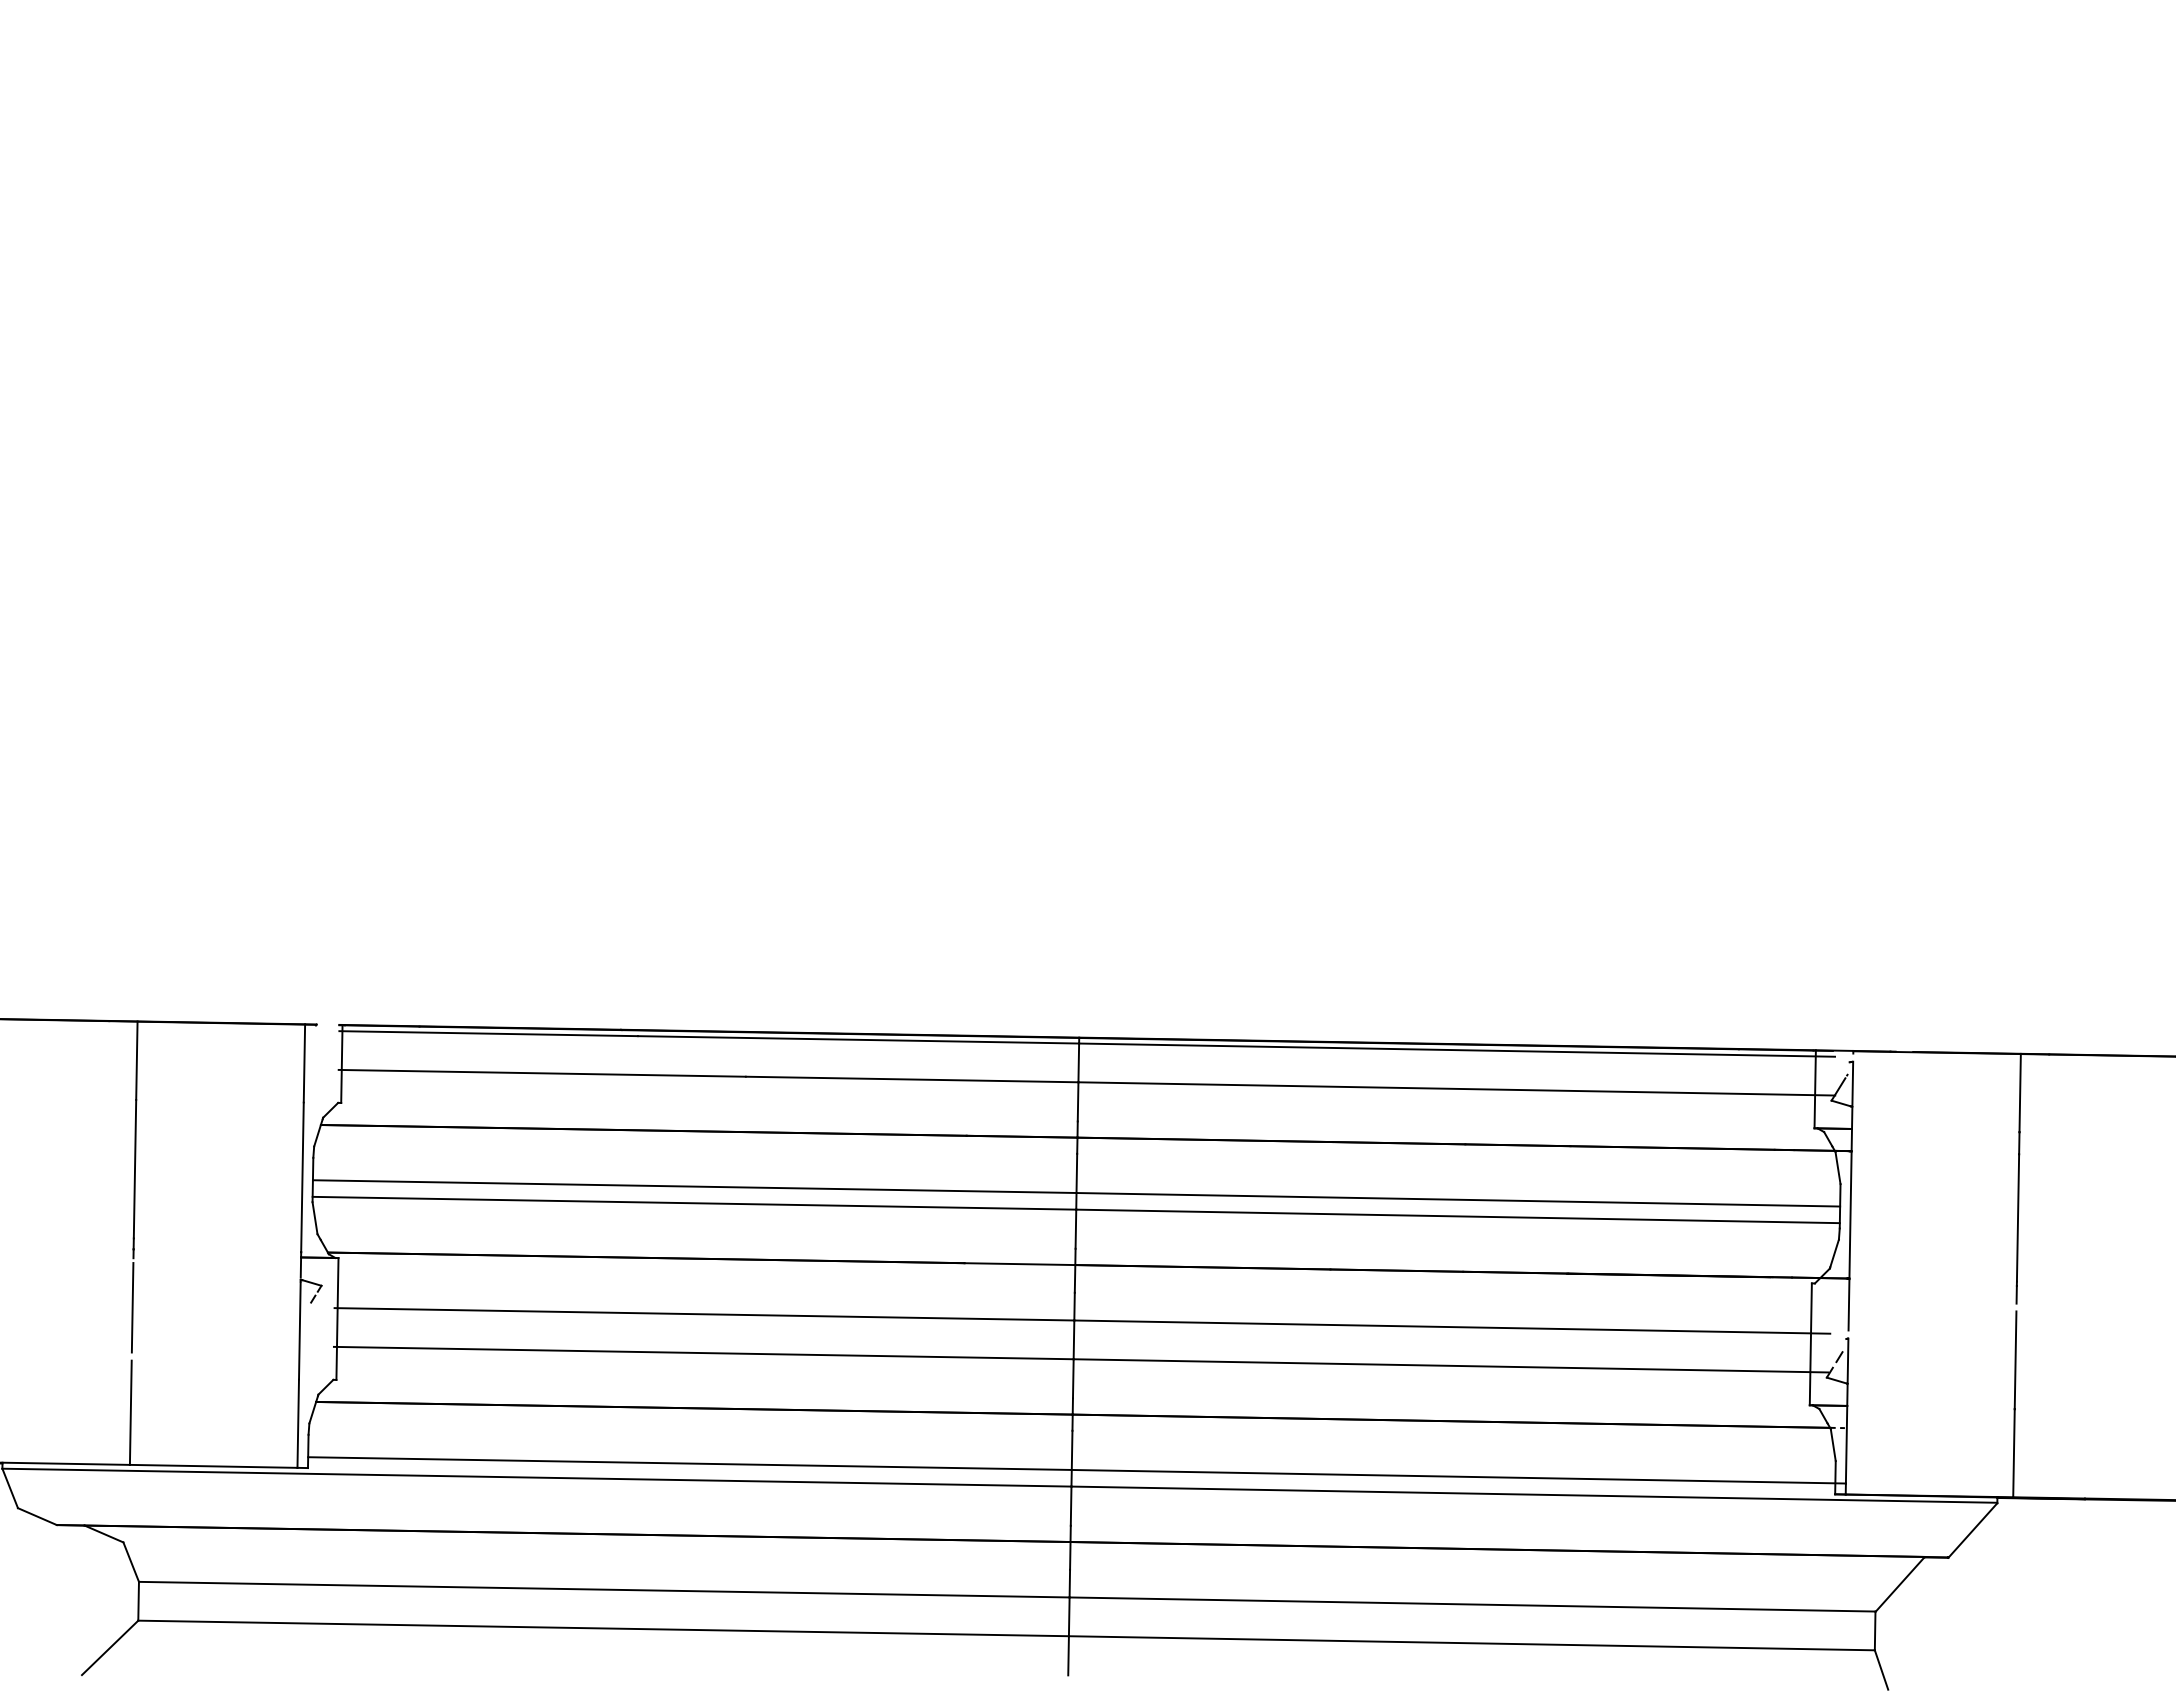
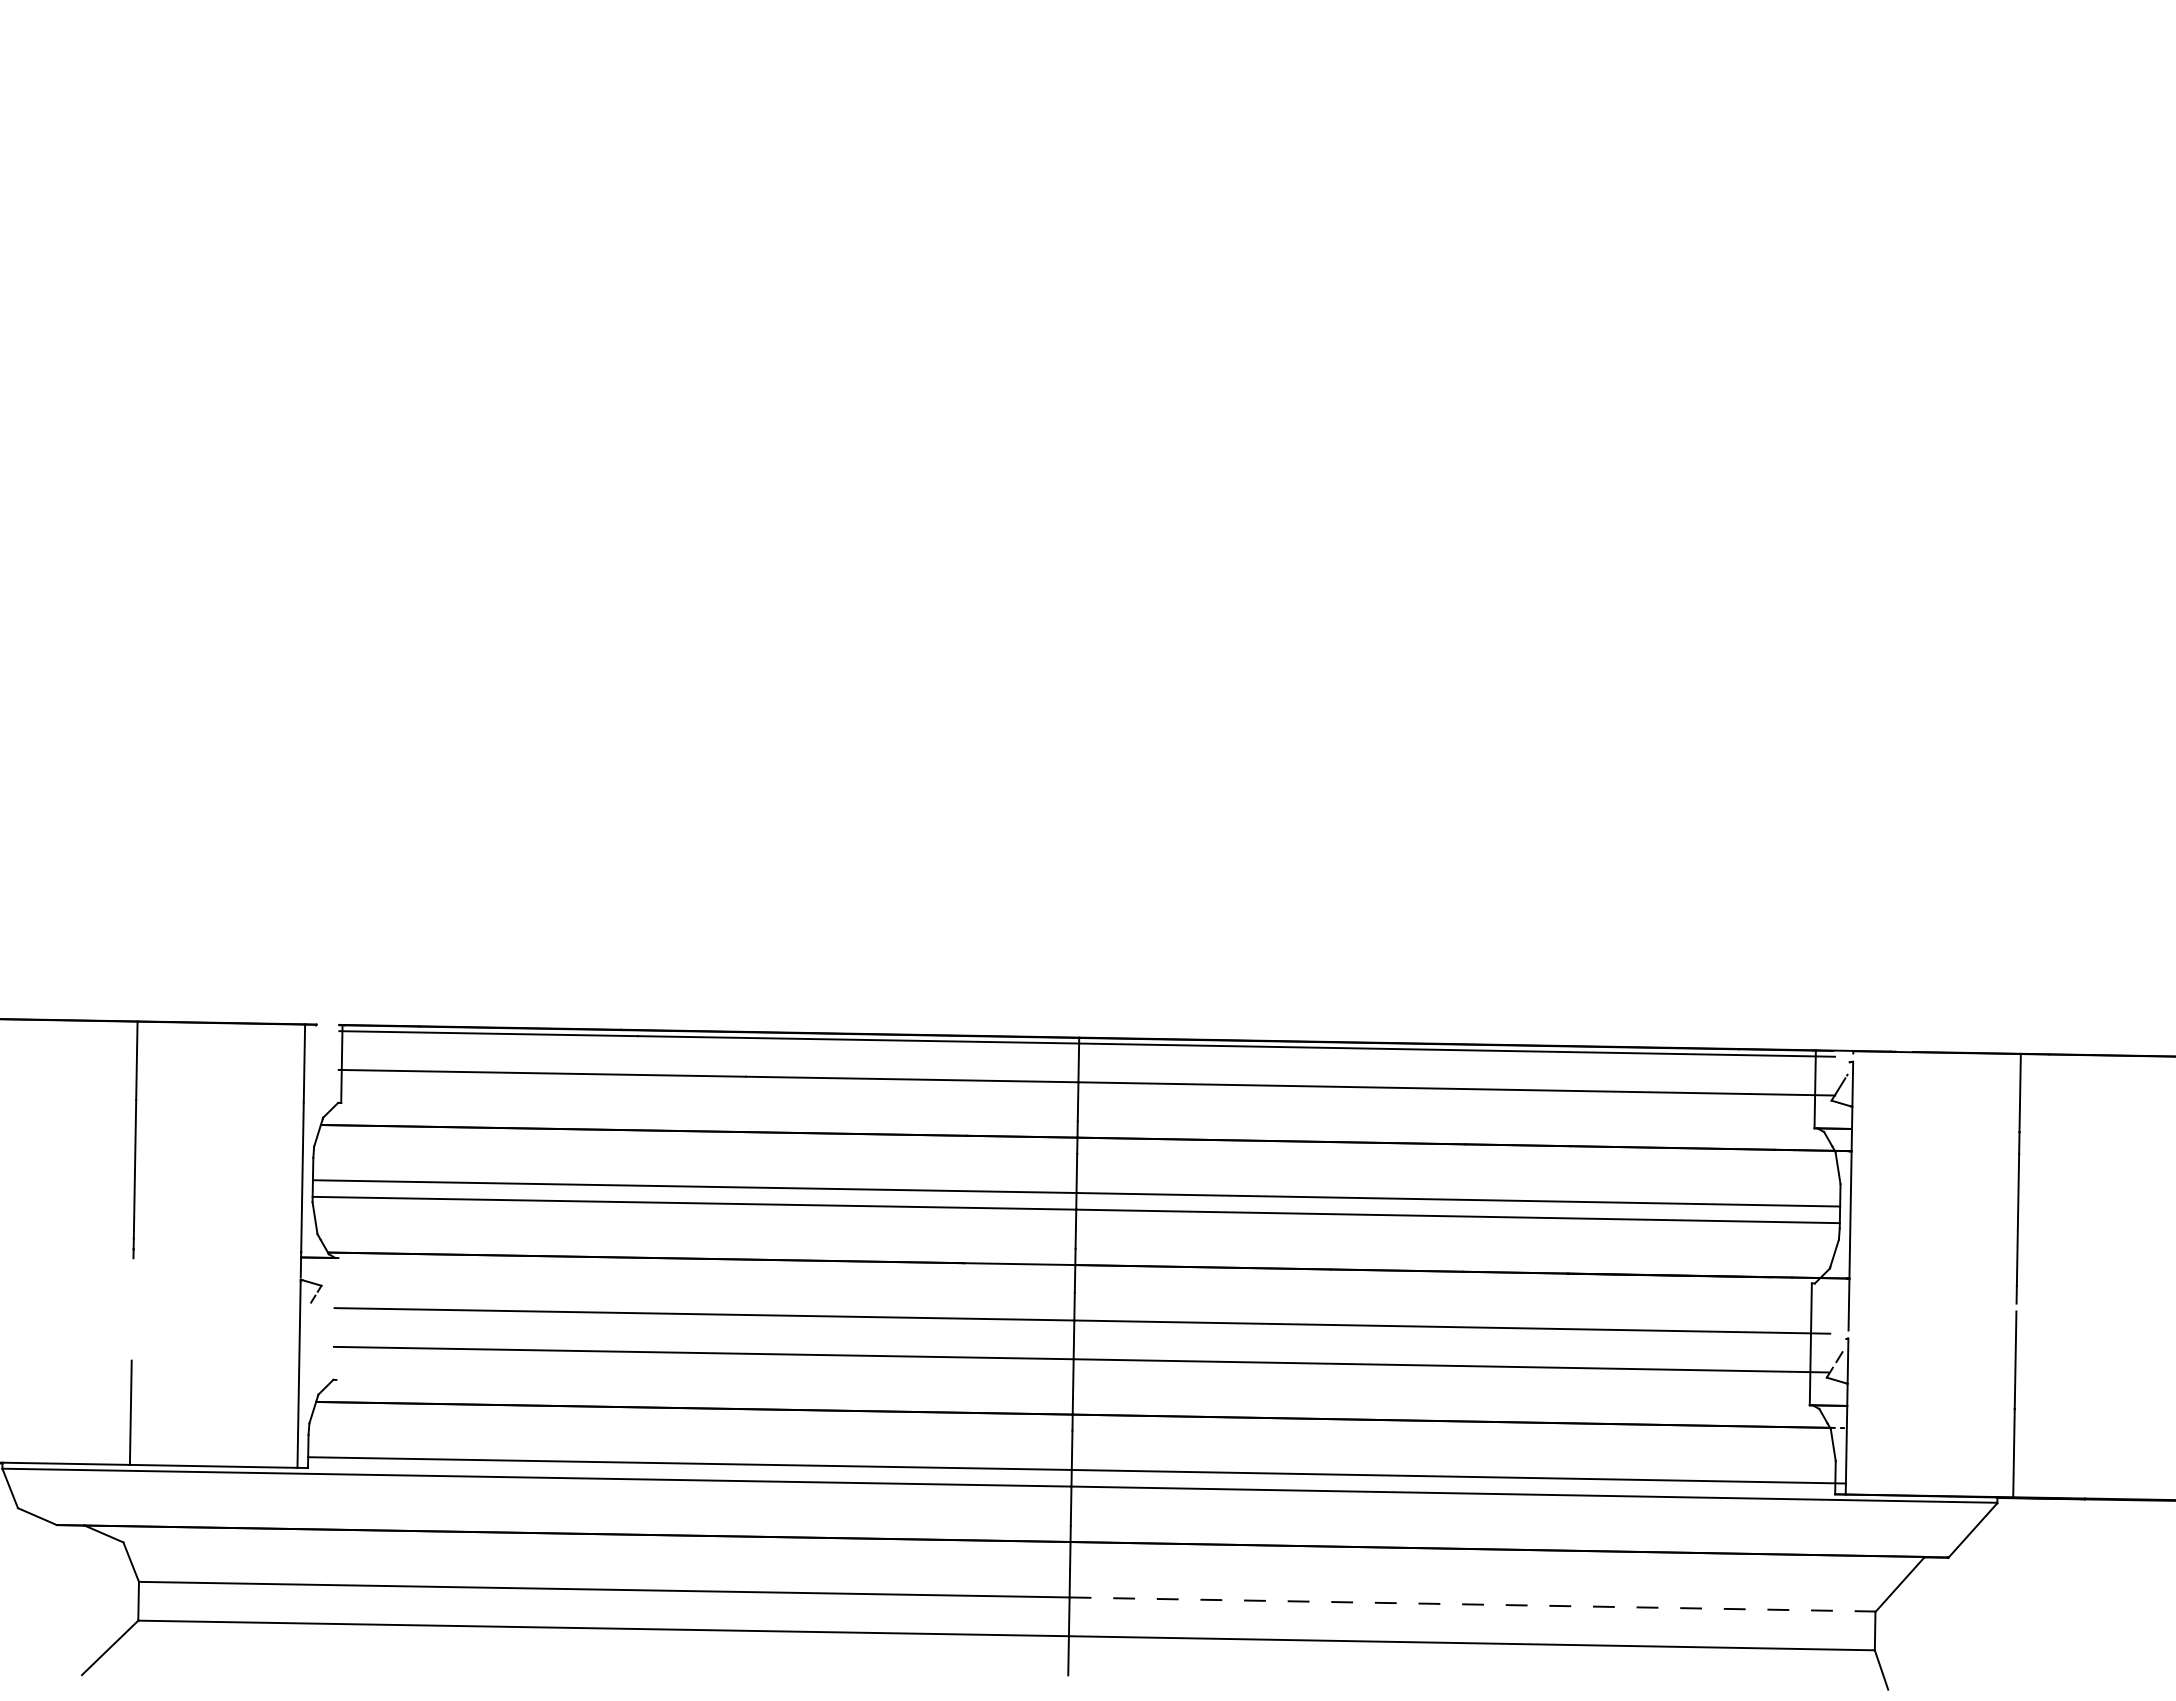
line: present -> none (132, 1307)
line: present -> none (337, 1318)
line: solid -> dashed (1472, 1604)
